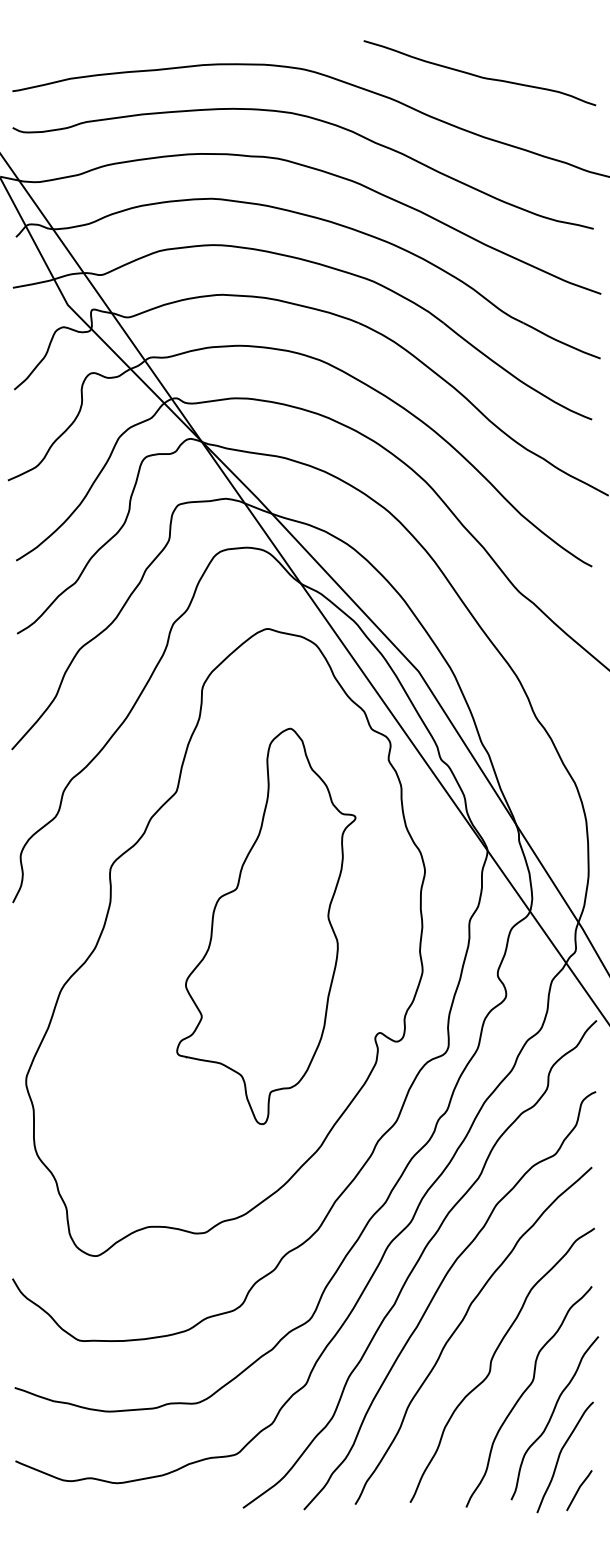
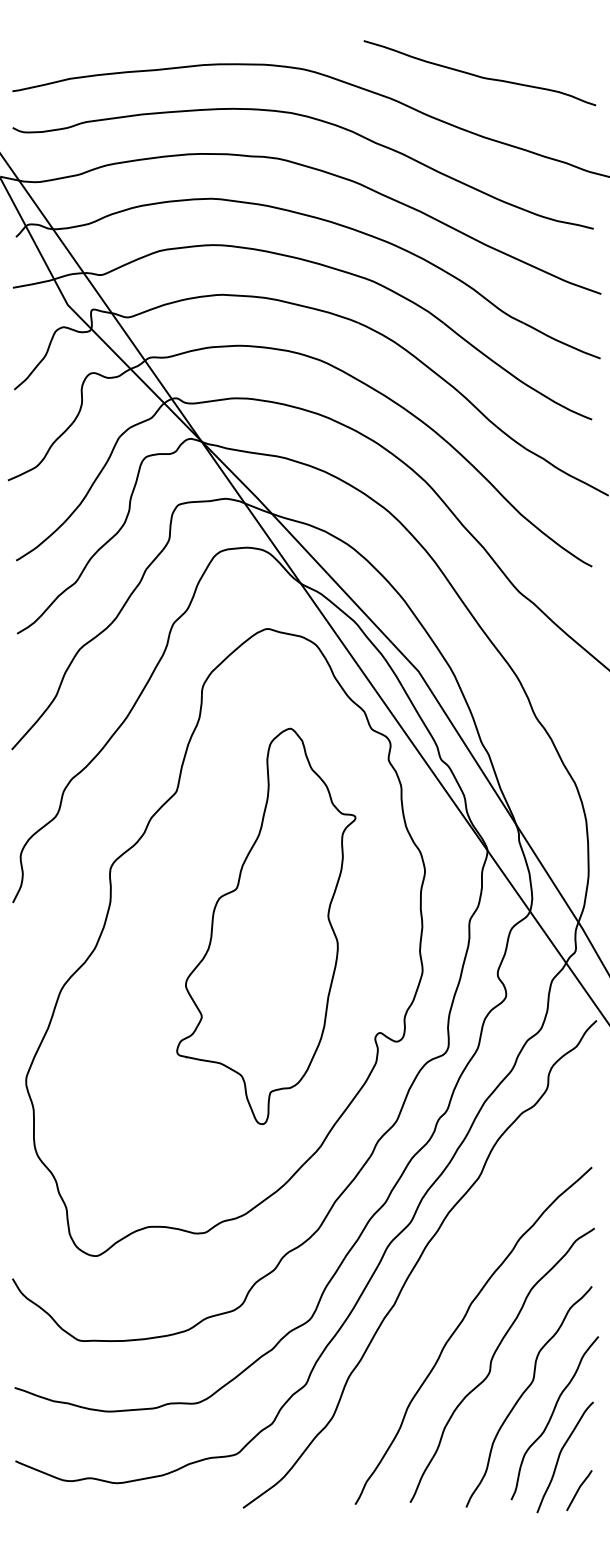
curve: present -> none (437, 1292)
